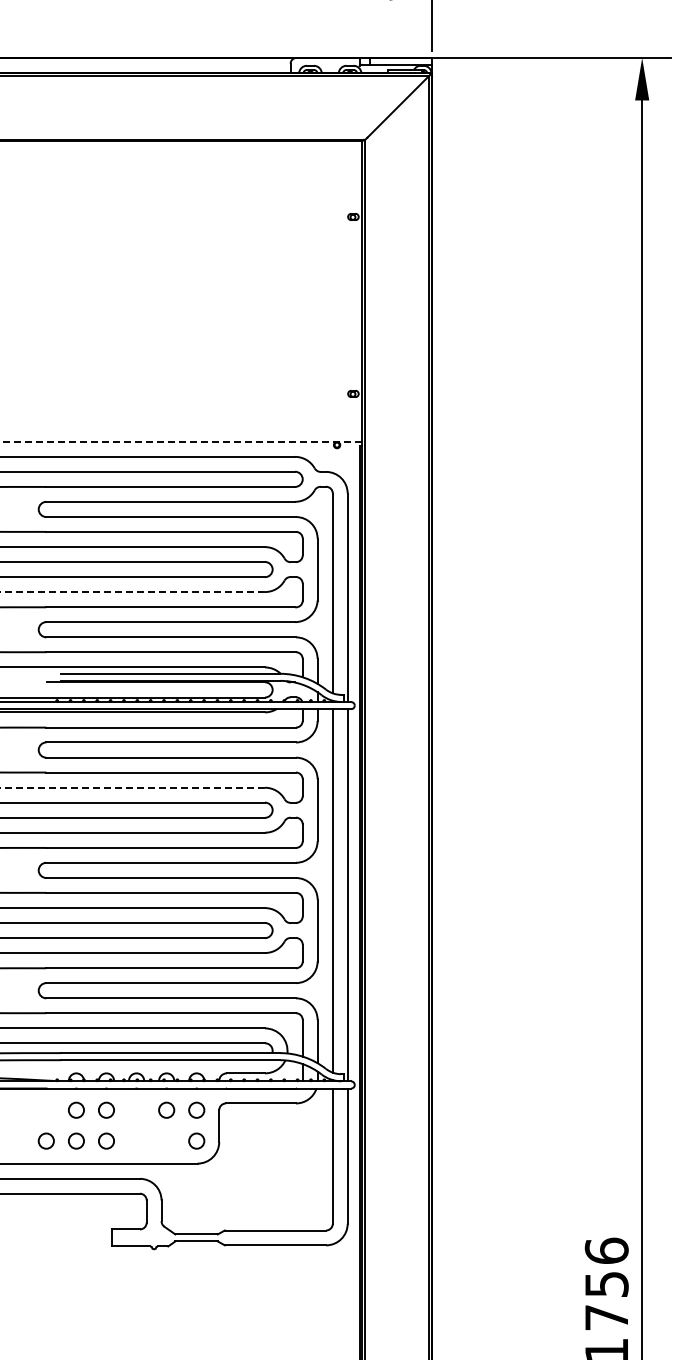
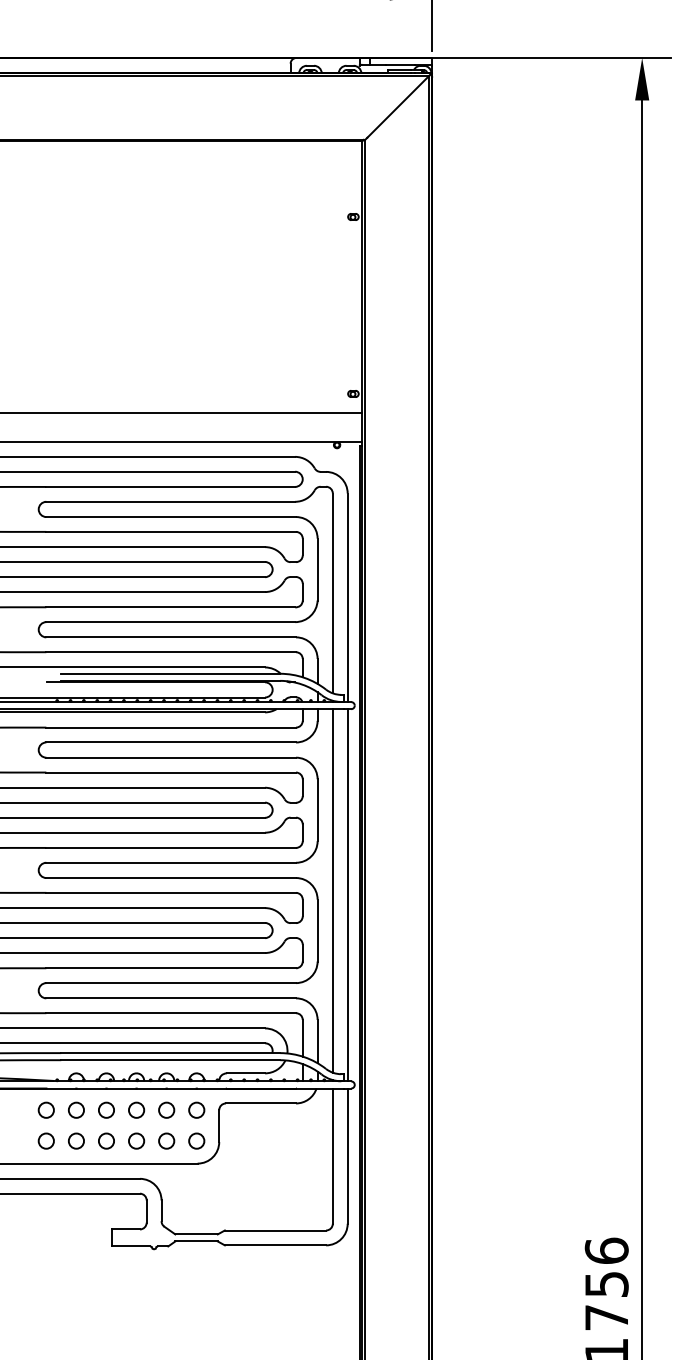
line: none -> present (182, 412)
line: dashed -> solid (181, 442)
line: dashed -> solid (132, 592)
line: dashed -> solid (133, 787)
circle: none -> present (45, 1109)
circle: none -> present (136, 1109)
circle: none -> present (136, 1140)
circle: none -> present (166, 1140)
